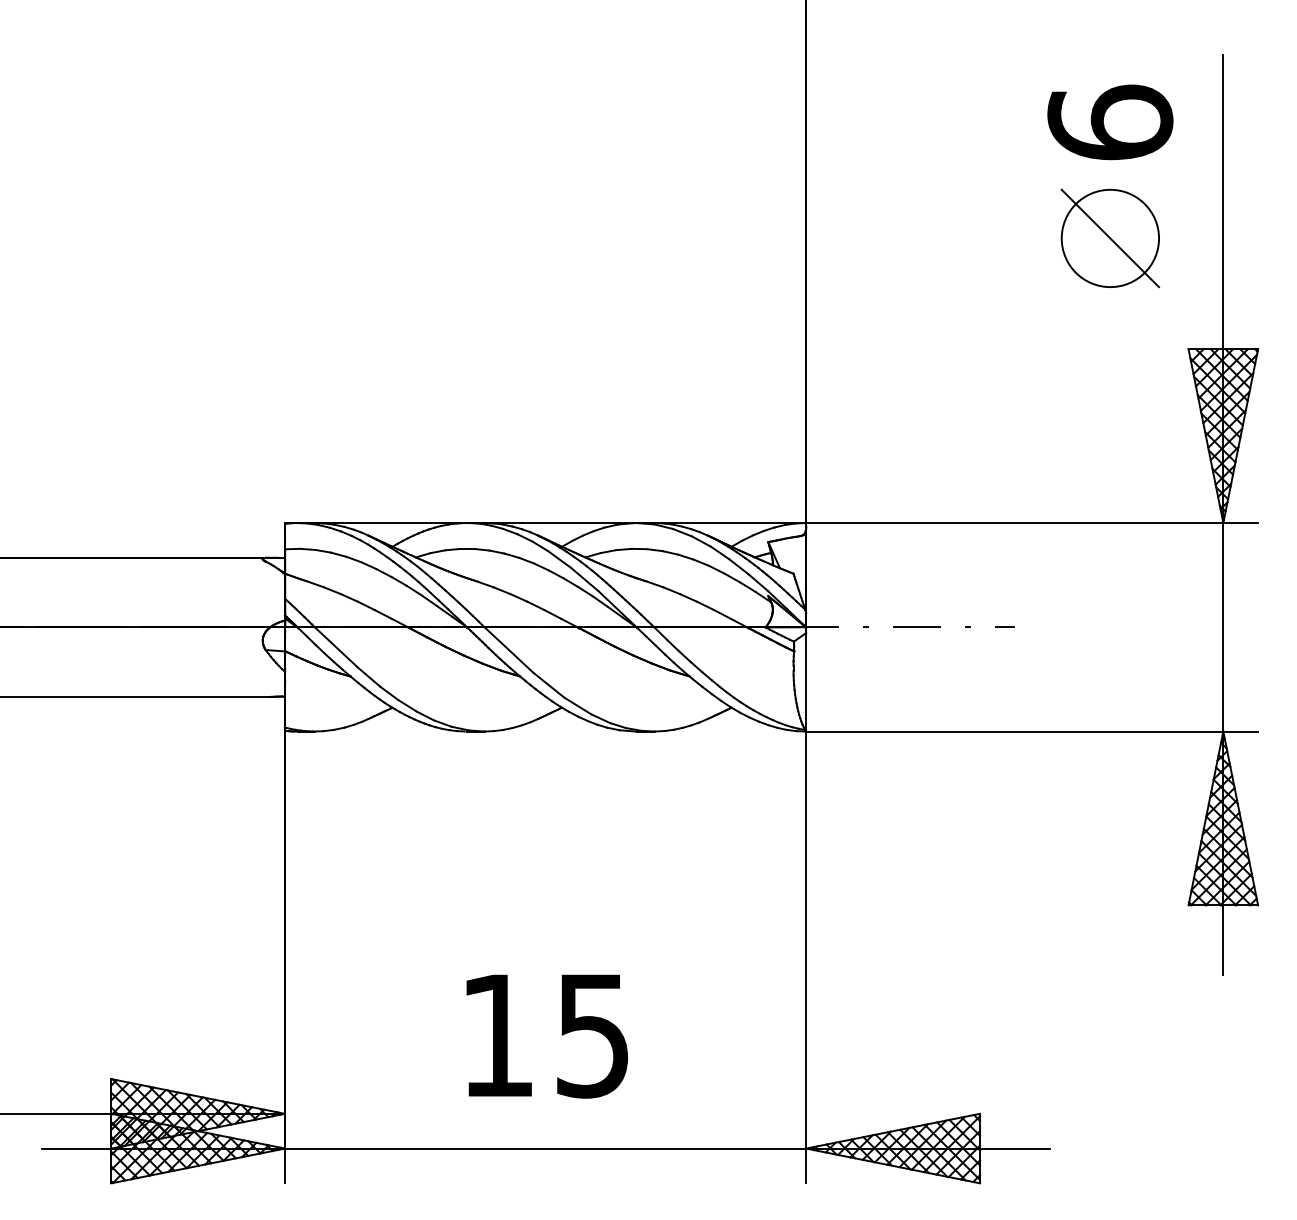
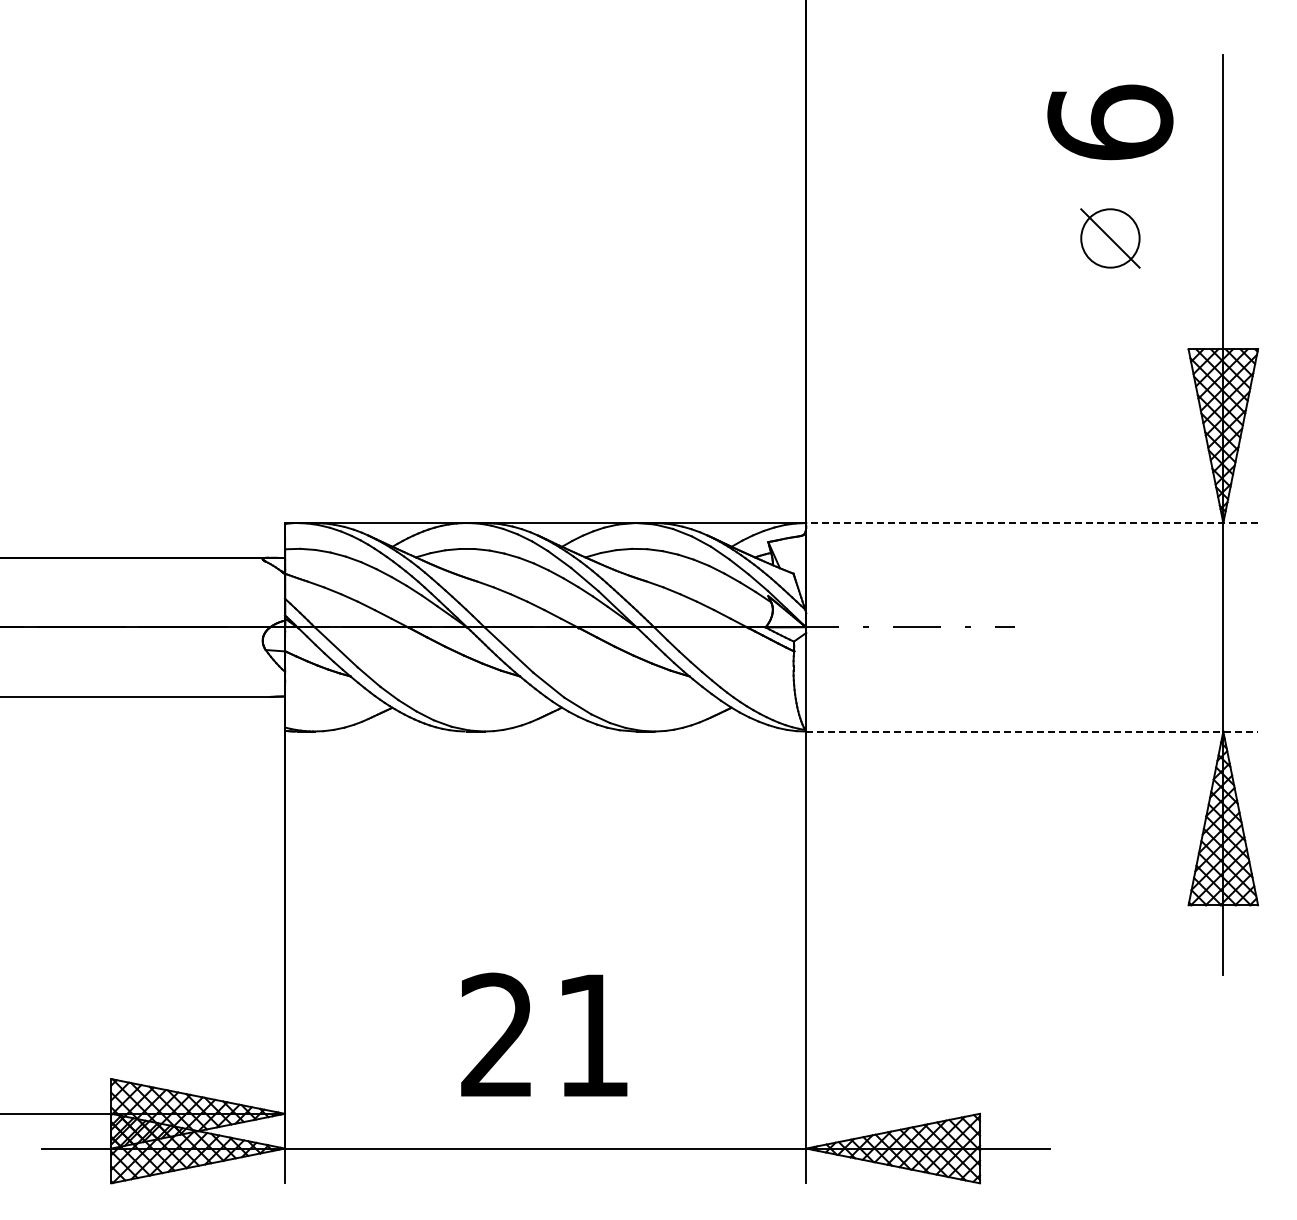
part size: 101x101 px -> 61x61 px (1110, 238)
line: solid -> dashed (1032, 523)
line: solid -> dashed (1032, 731)
text: 15 -> 21 (544, 1035)
